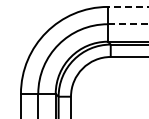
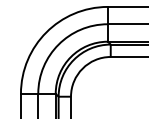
line: dashed -> solid (127, 6)
line: dashed -> solid (128, 24)
